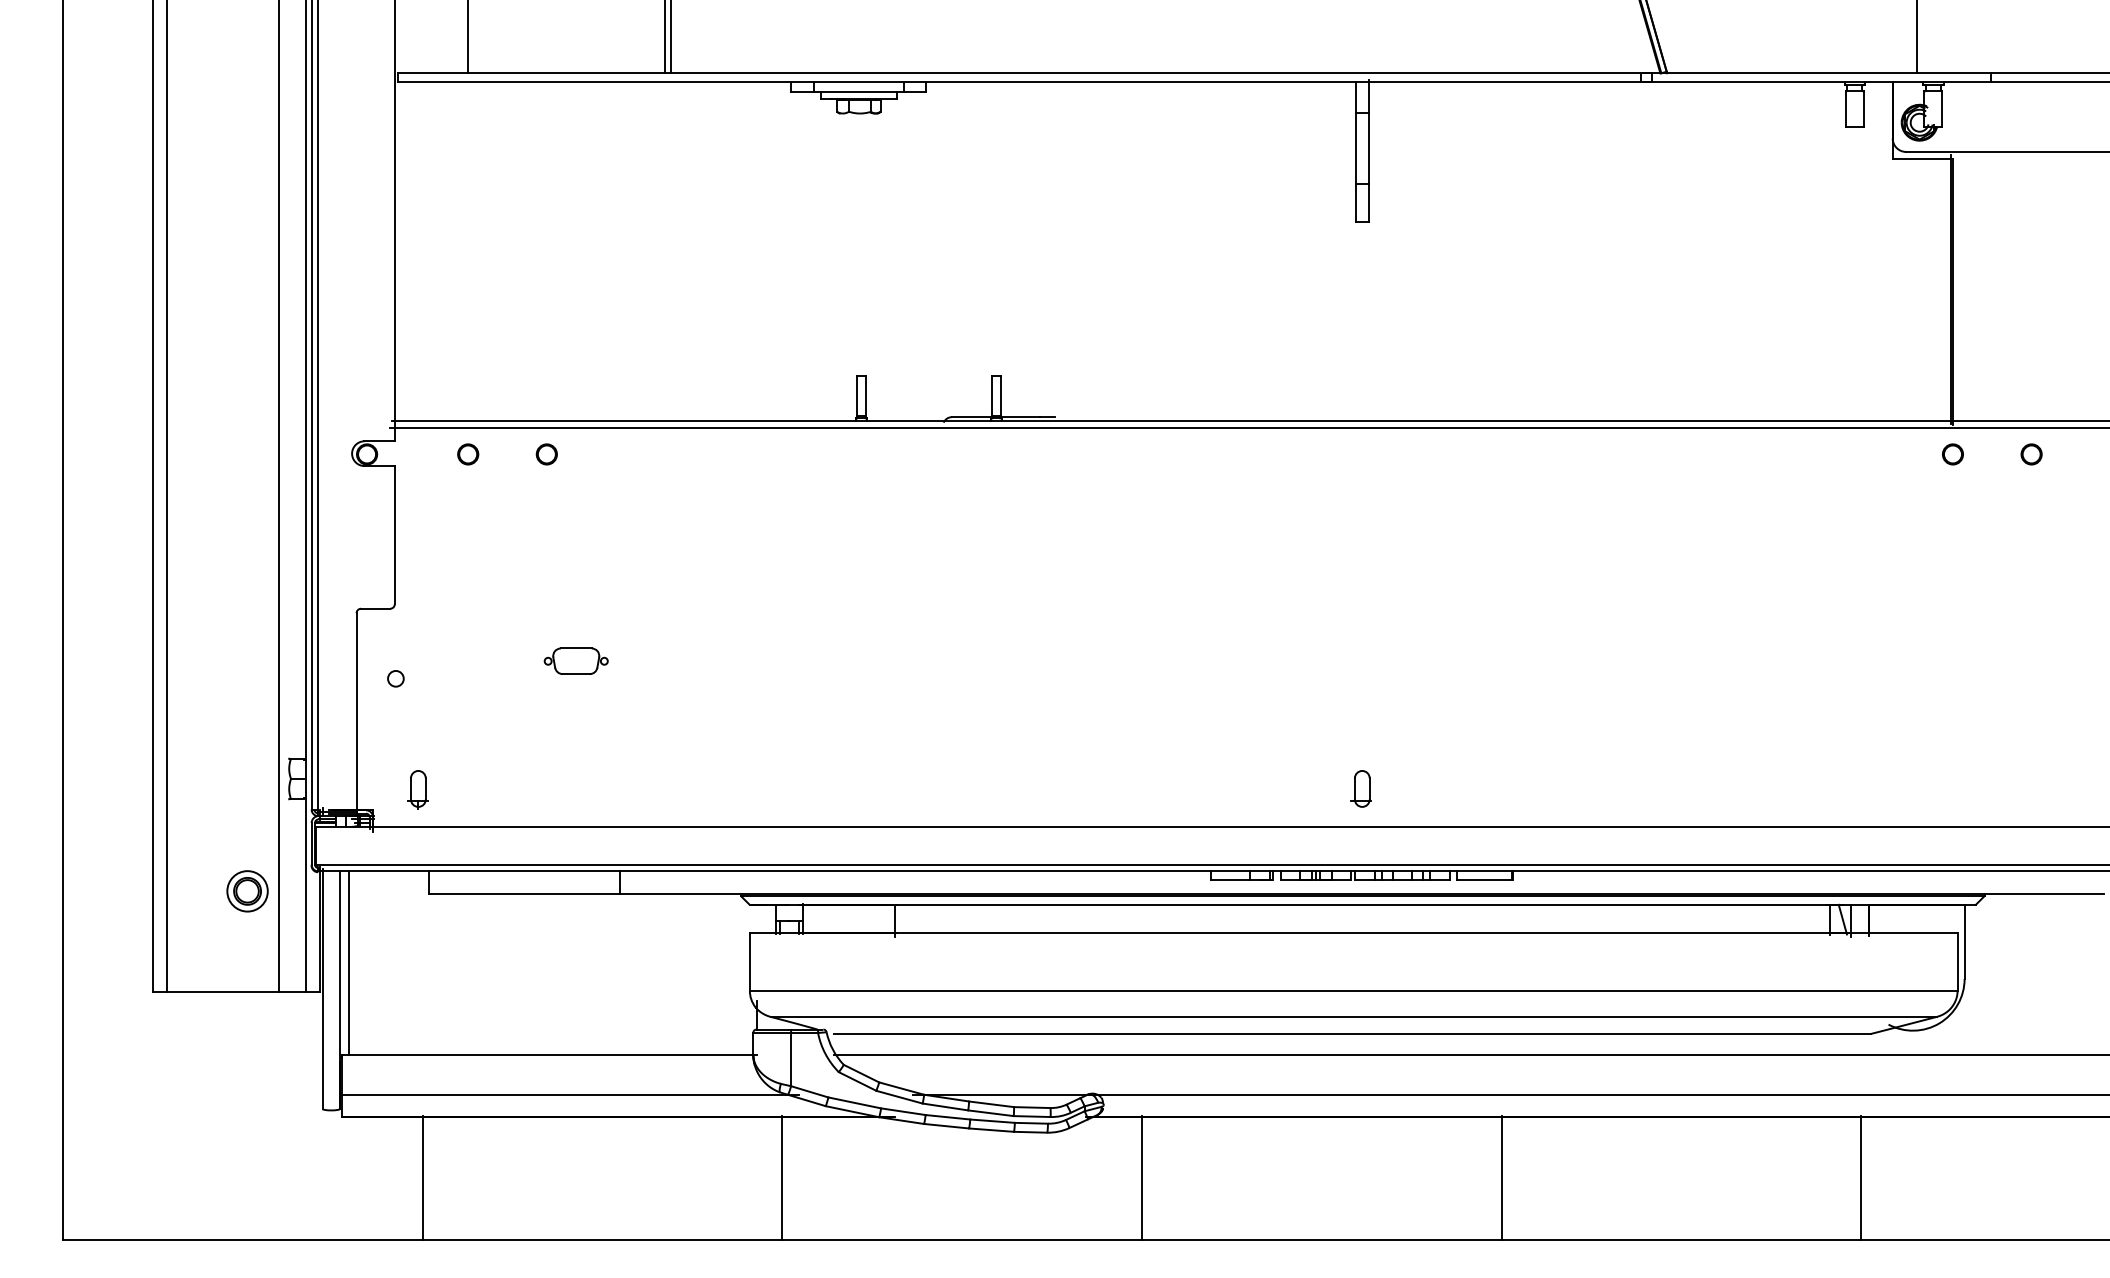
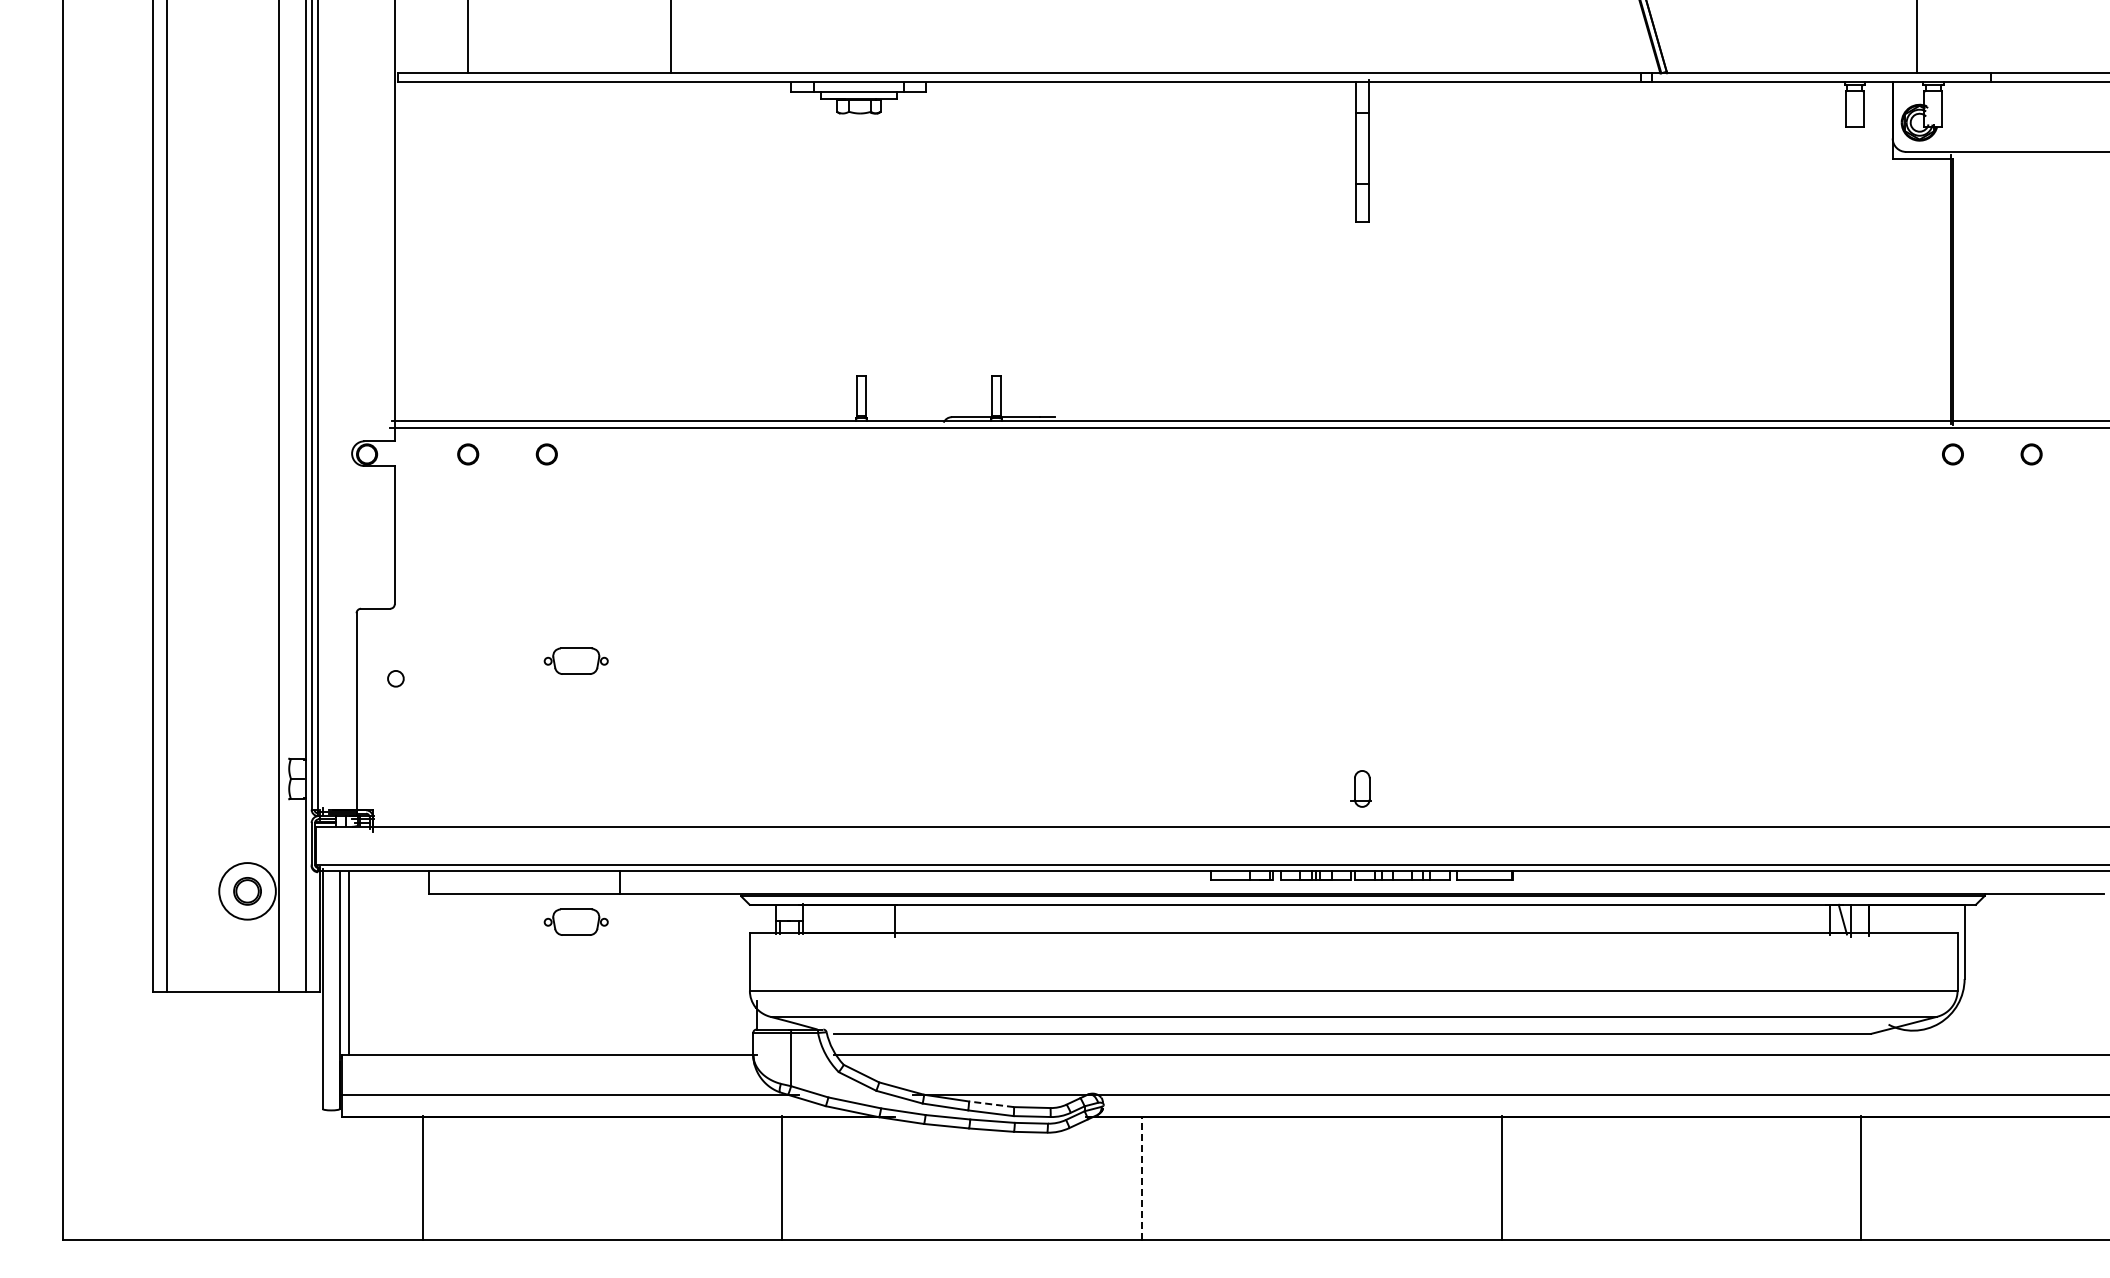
line: present -> none (665, 37)
part: present -> none (417, 789)
circle diameter: 40 px -> 57 px (247, 891)
part: none -> present (575, 921)
line: solid -> dashed (991, 1104)
line: solid -> dashed (1142, 1177)
